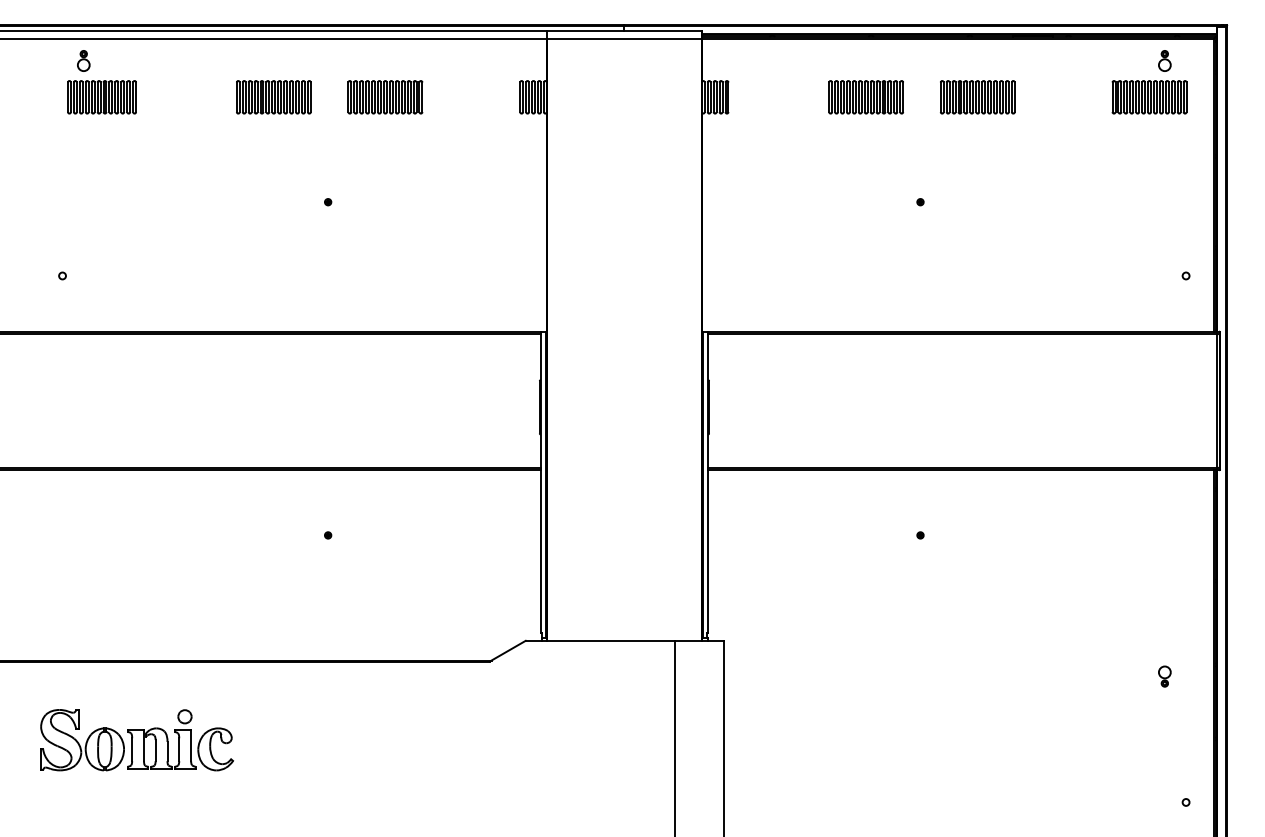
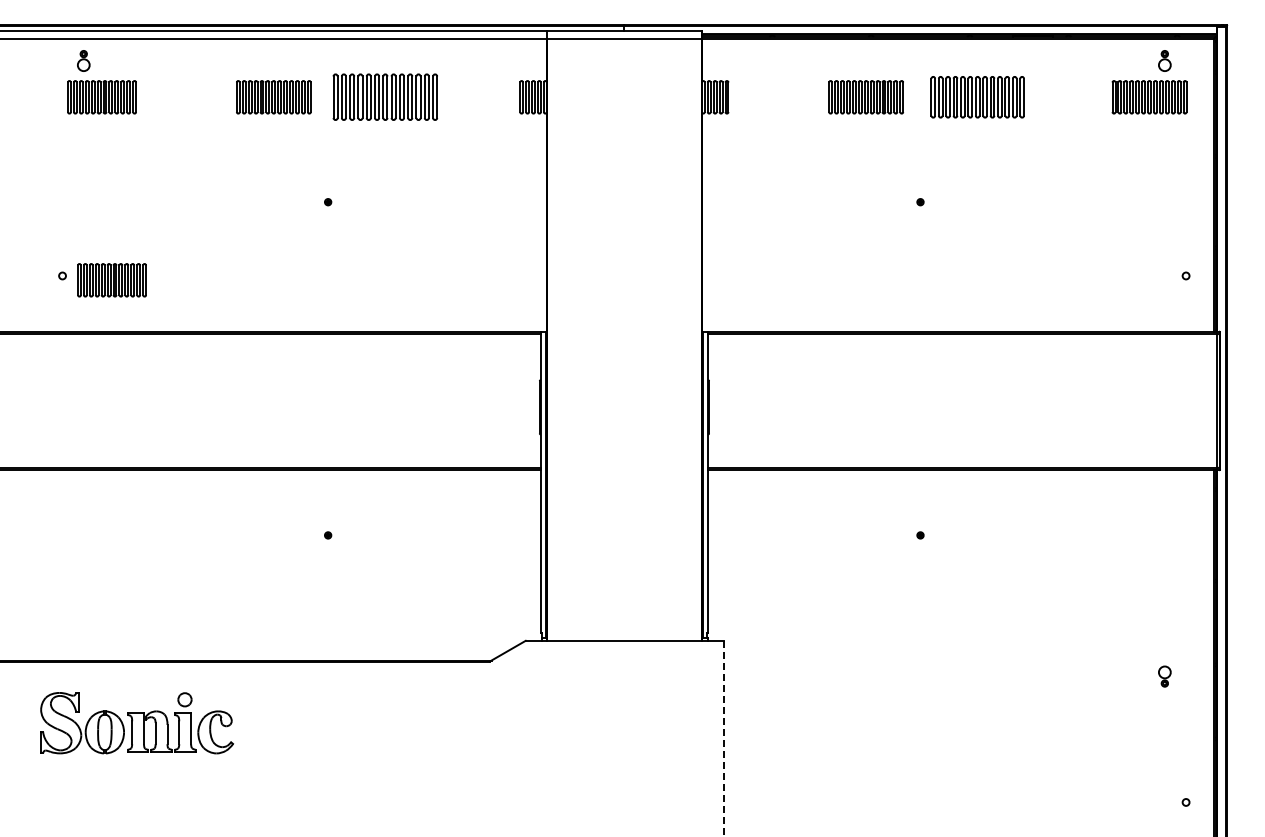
part size: 77x35 px -> 106x48 px (384, 96)
part size: 76x35 px -> 95x43 px (977, 97)
part: none -> present (111, 280)
line: present -> none (674, 736)
line: solid -> dashed (724, 738)
part position: (137, 740) -> (137, 723) (137, 723)
